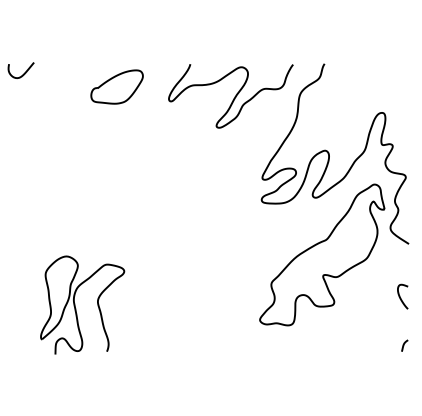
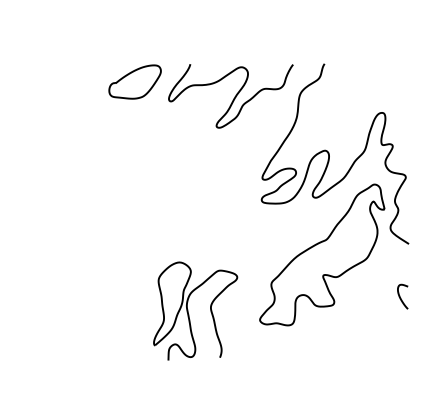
curve: present -> none (23, 73)
part position: (116, 86) -> (134, 81) (134, 81)
part position: (75, 304) -> (188, 310) (188, 310)
curve: present -> none (404, 345)
